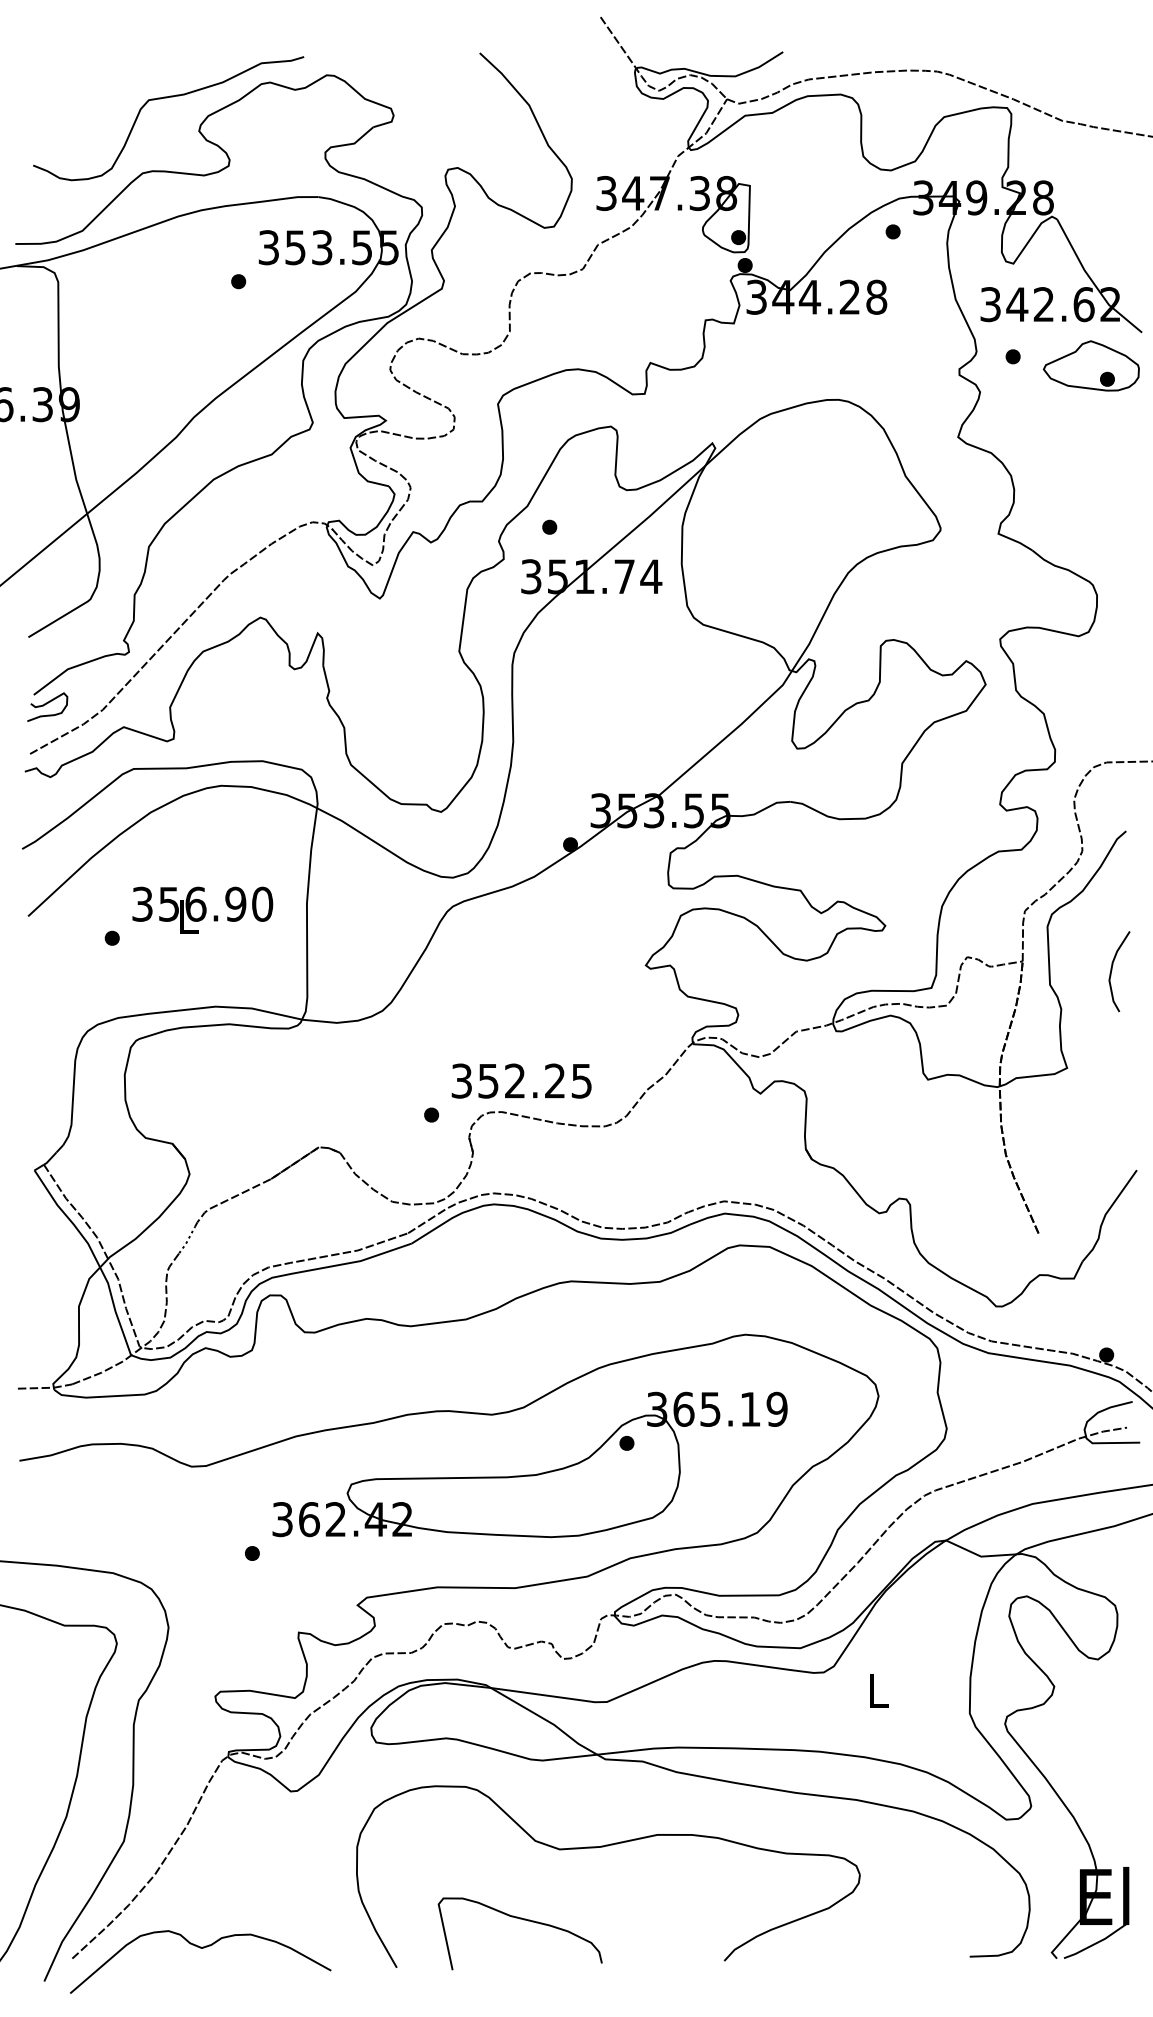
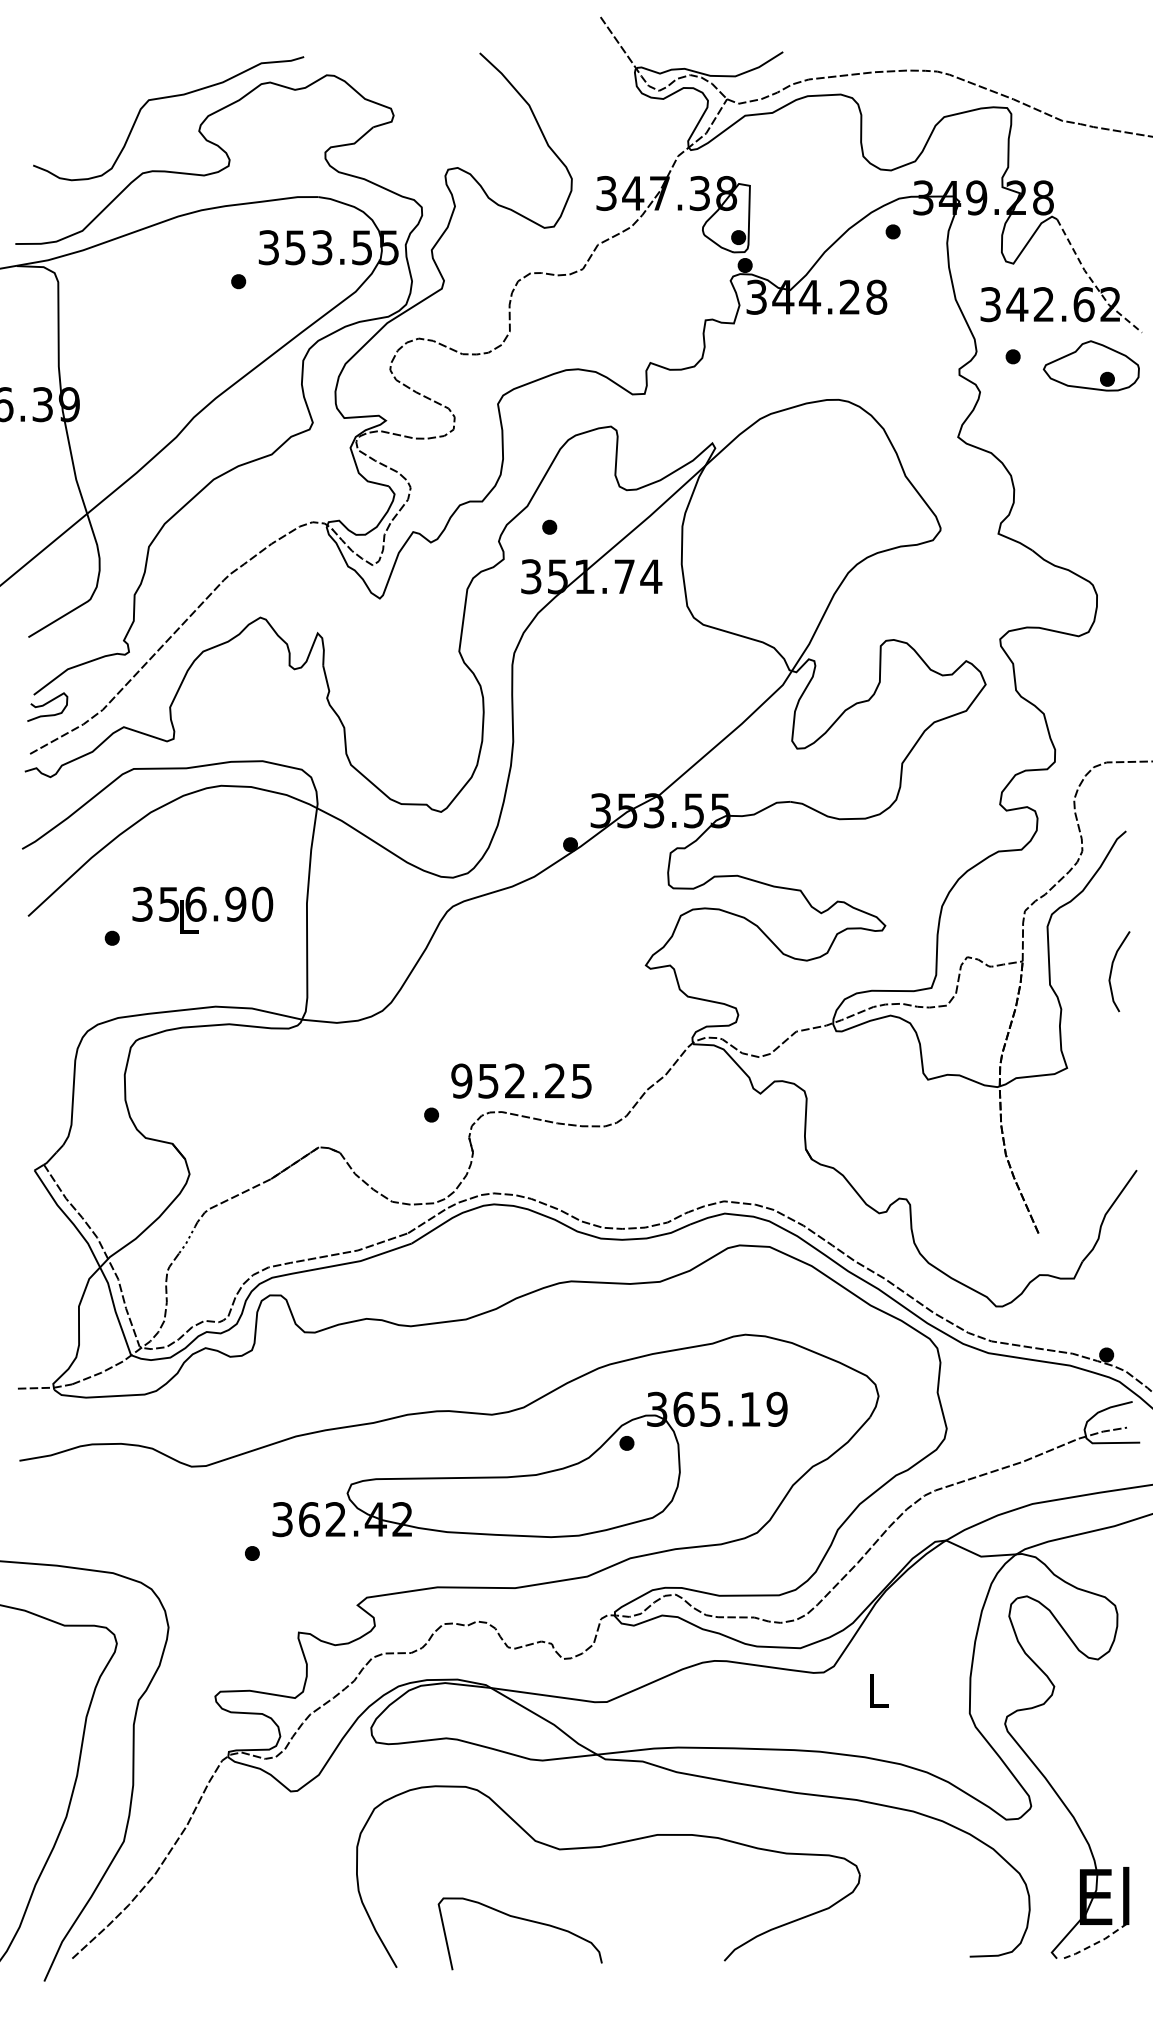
line: solid -> dashed (1093, 282)
text: 352.25 -> 952.25 (461, 1080)
line: solid -> dashed (1096, 1943)
curve: present -> none (200, 1948)
